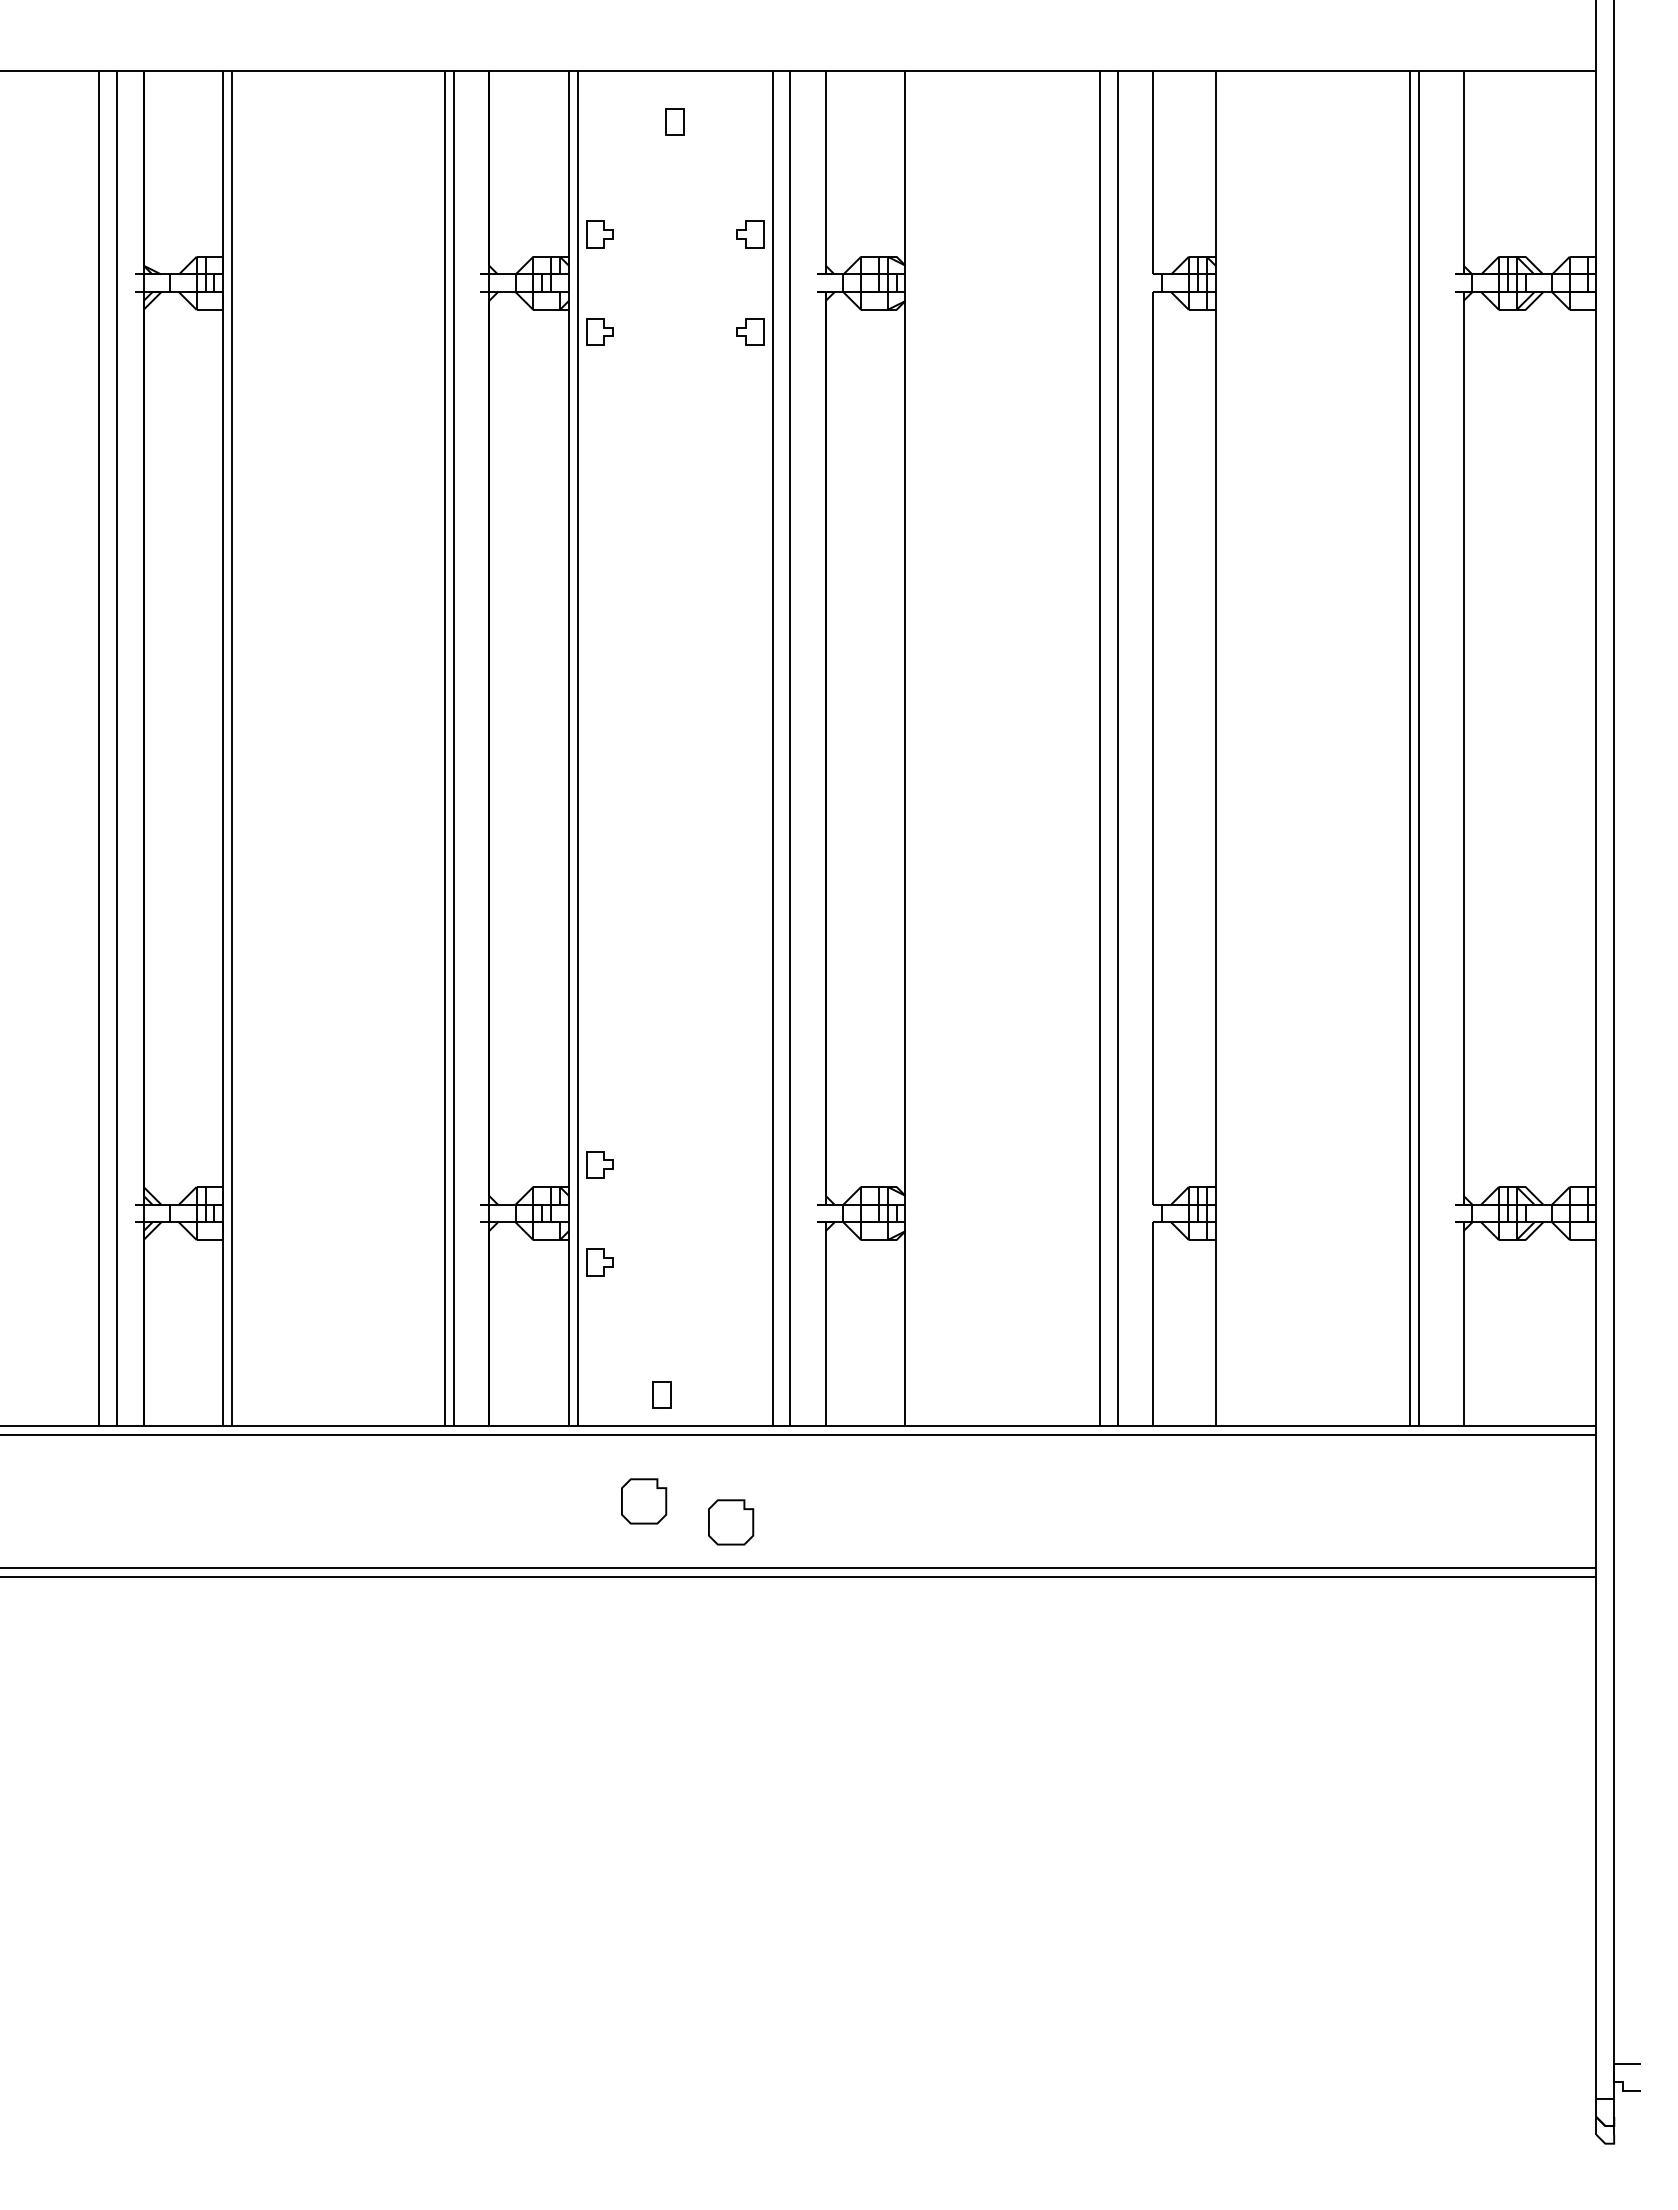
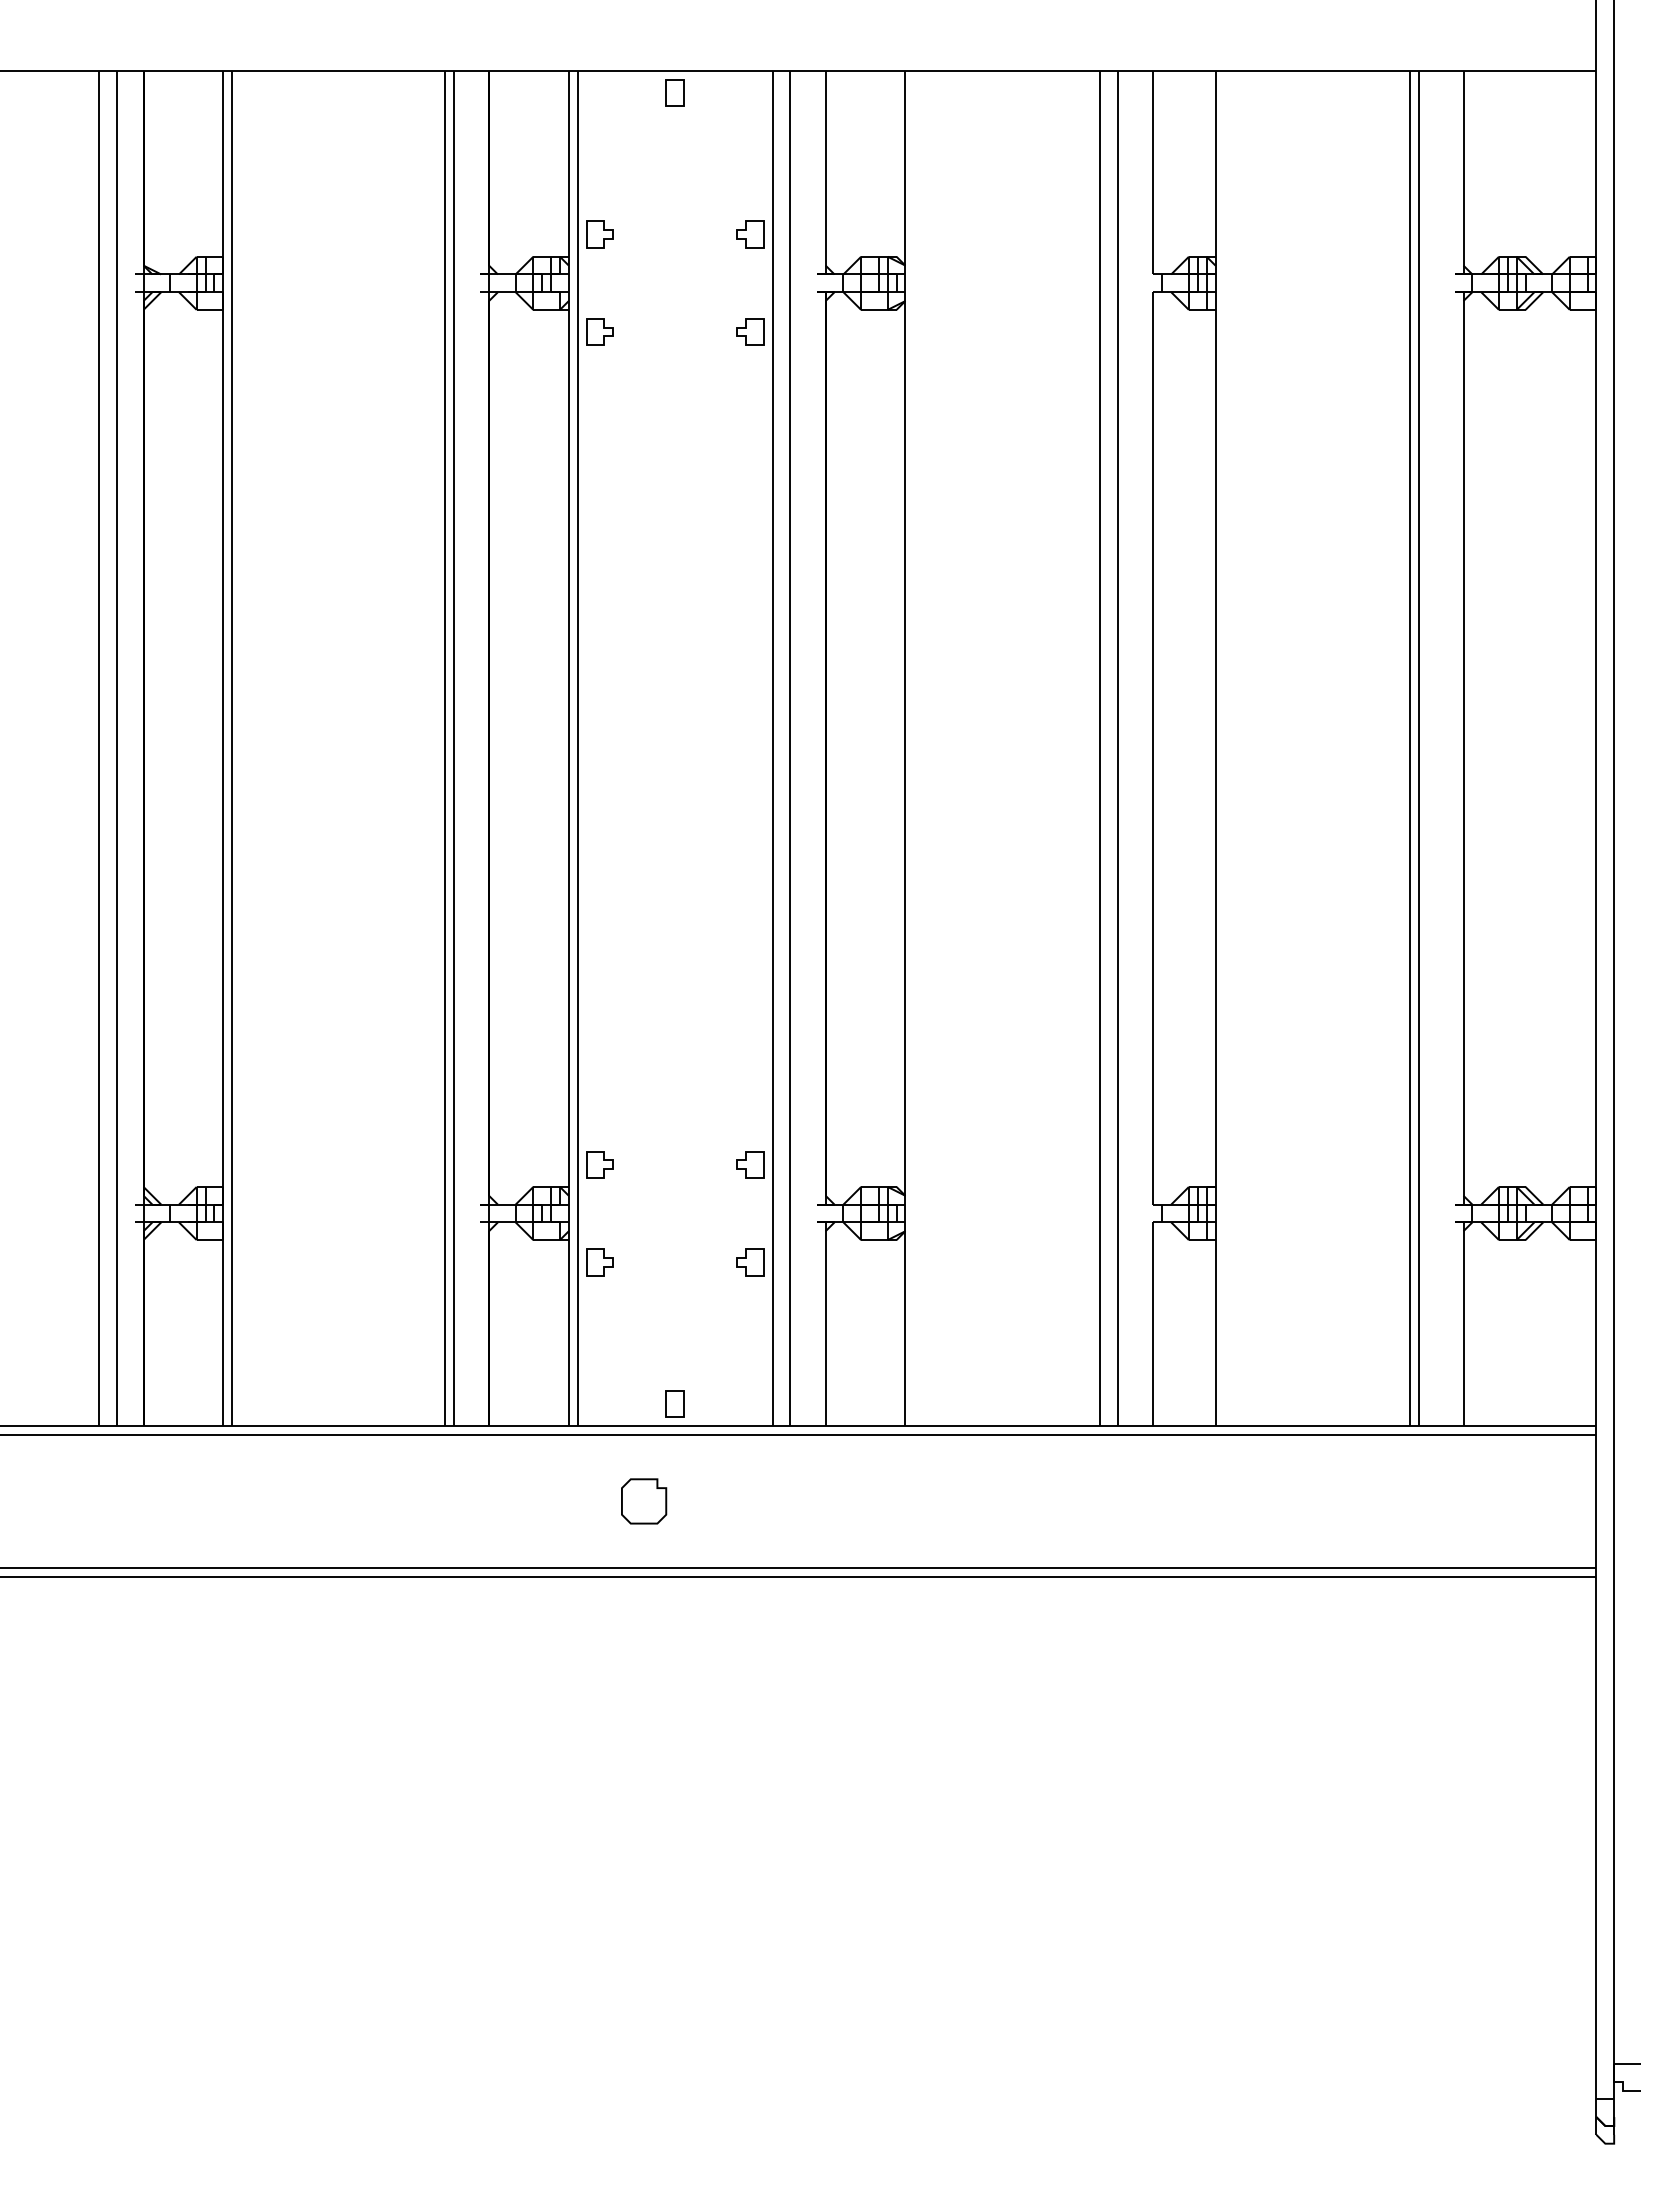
part position: (674, 121) -> (674, 92) (674, 92)
part: none -> present (750, 1164)
part: none -> present (750, 1262)
part position: (661, 1394) -> (674, 1403) (674, 1403)
part: present -> none (731, 1522)
